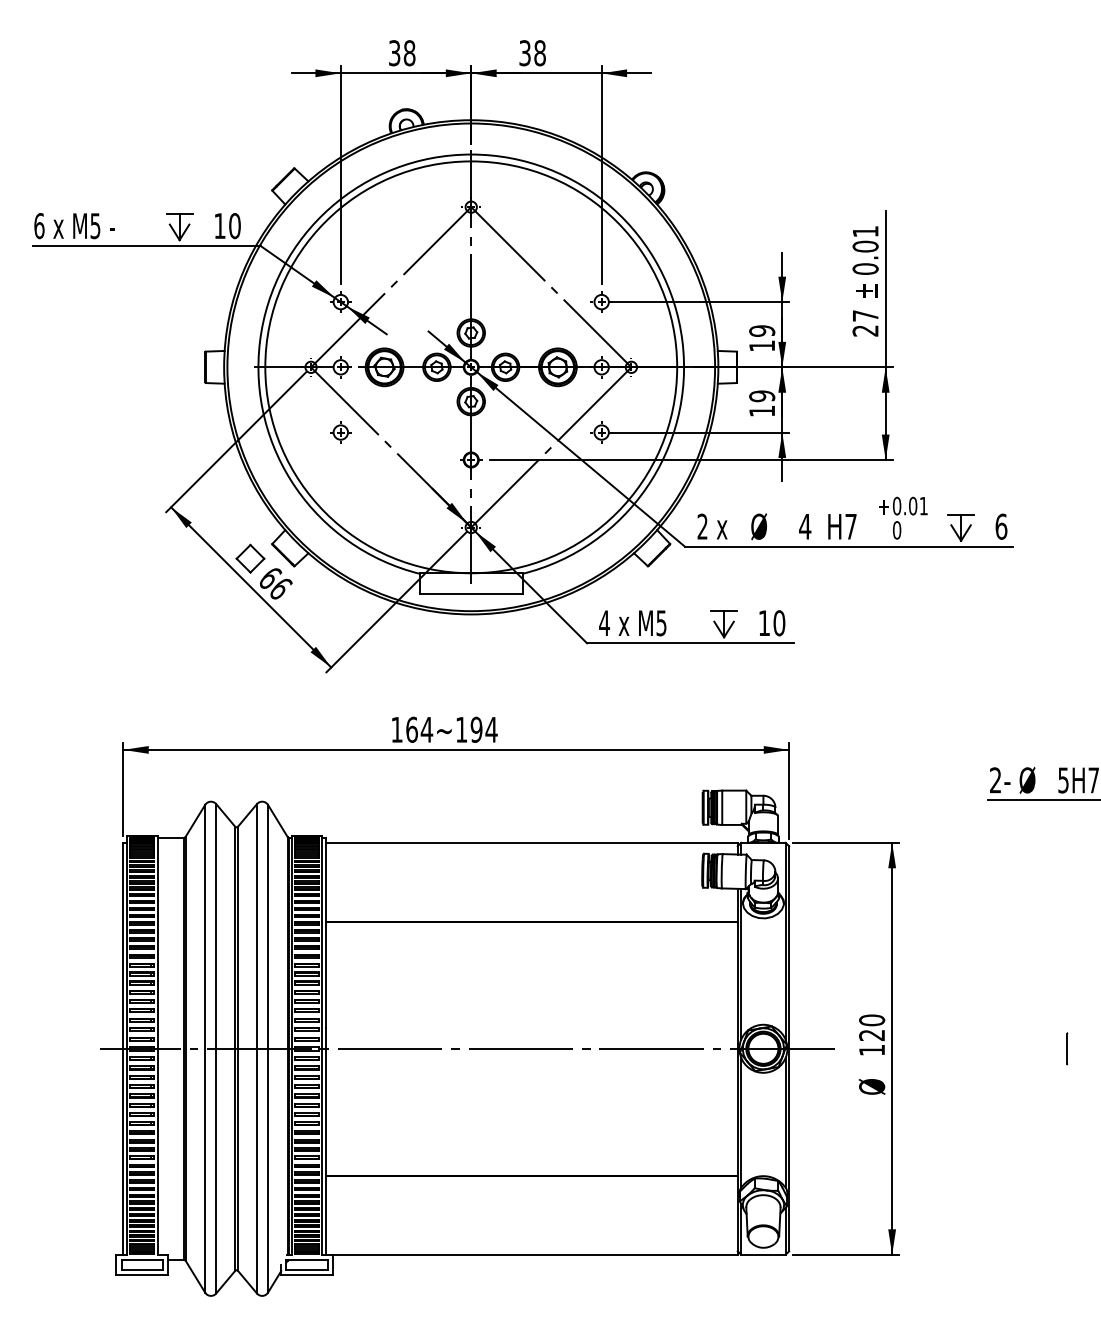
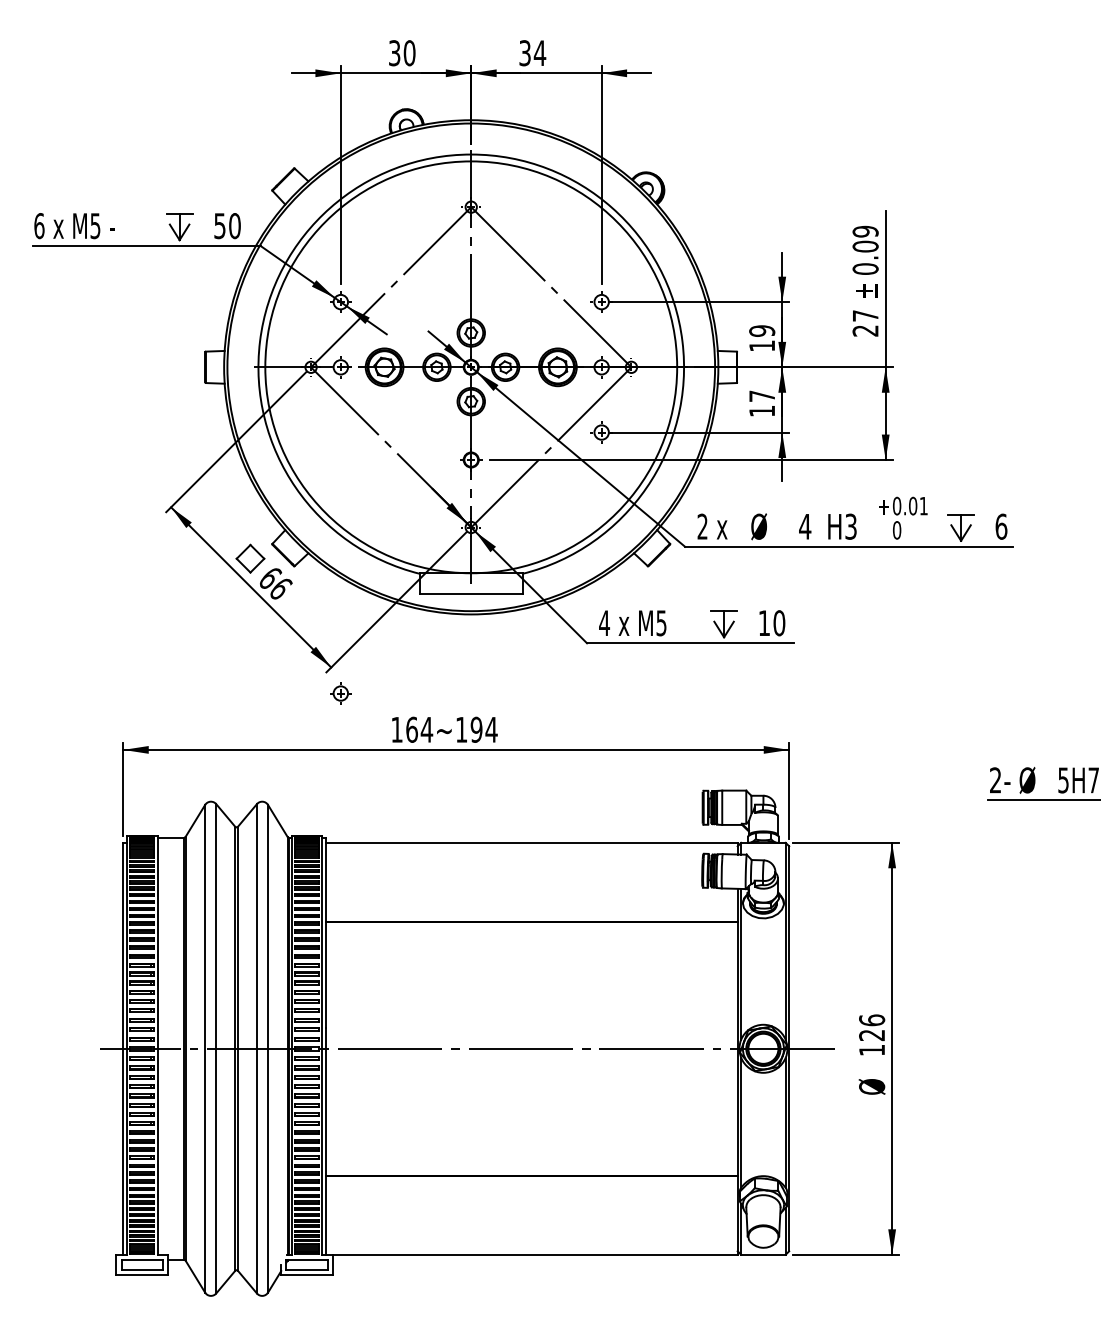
text: 38 -> 30 (409, 52)
text: 38 -> 34 (539, 53)
text: 10 -> 50 (219, 226)
text: 0.01 -> 0.09 (865, 231)
text: 19 -> 17 (762, 396)
part position: (340, 432) -> (340, 693) (340, 693)
text: H7 -> H3 (850, 526)
text: 120 -> 126 (871, 1020)
line: present -> none (1067, 1048)
